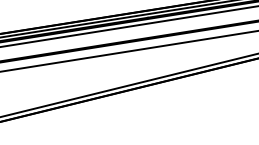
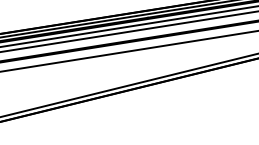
line: none -> present (128, 31)
